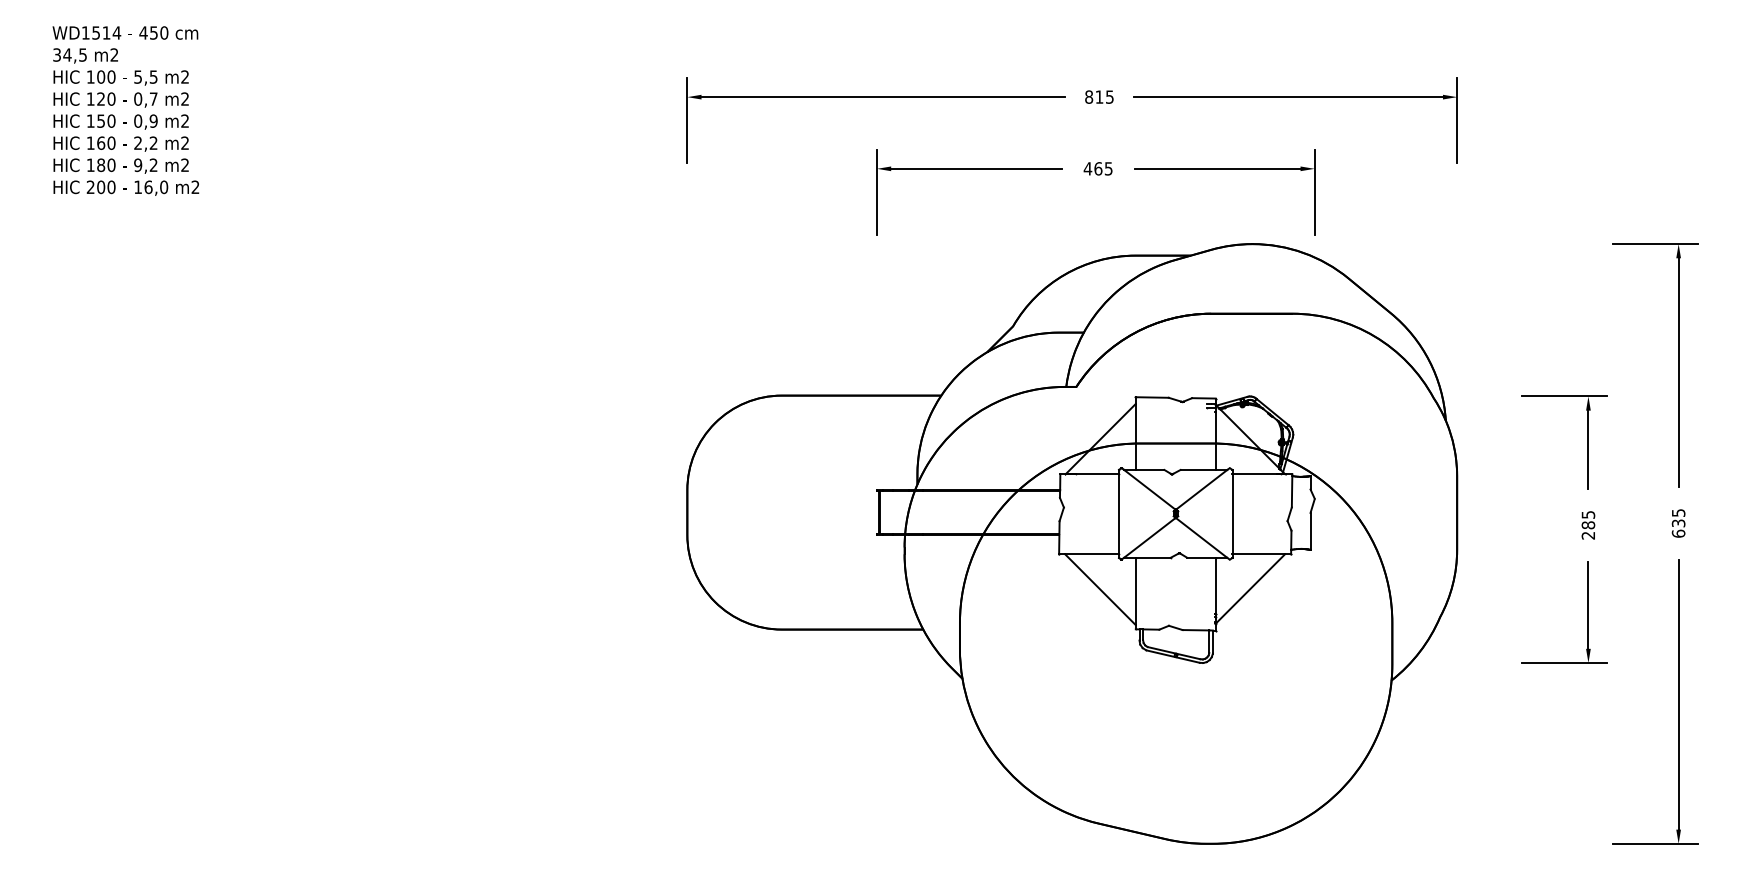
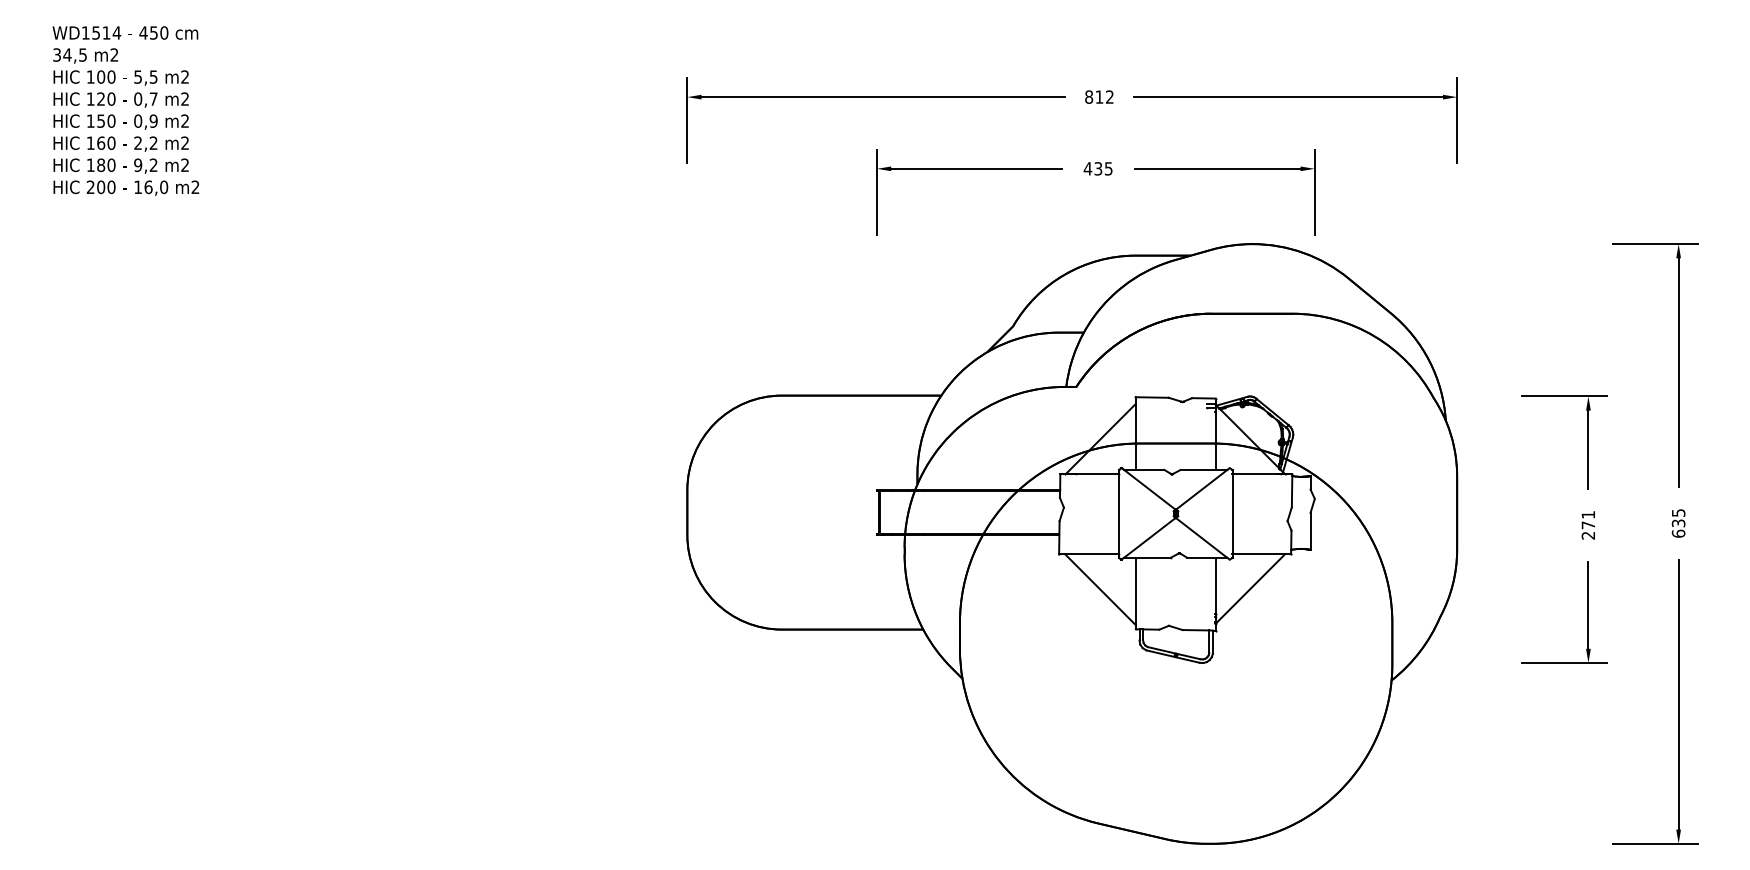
text: 815 -> 812 (1109, 96)
text: 465 -> 435 (1098, 168)
text: 285 -> 271 (1588, 520)
